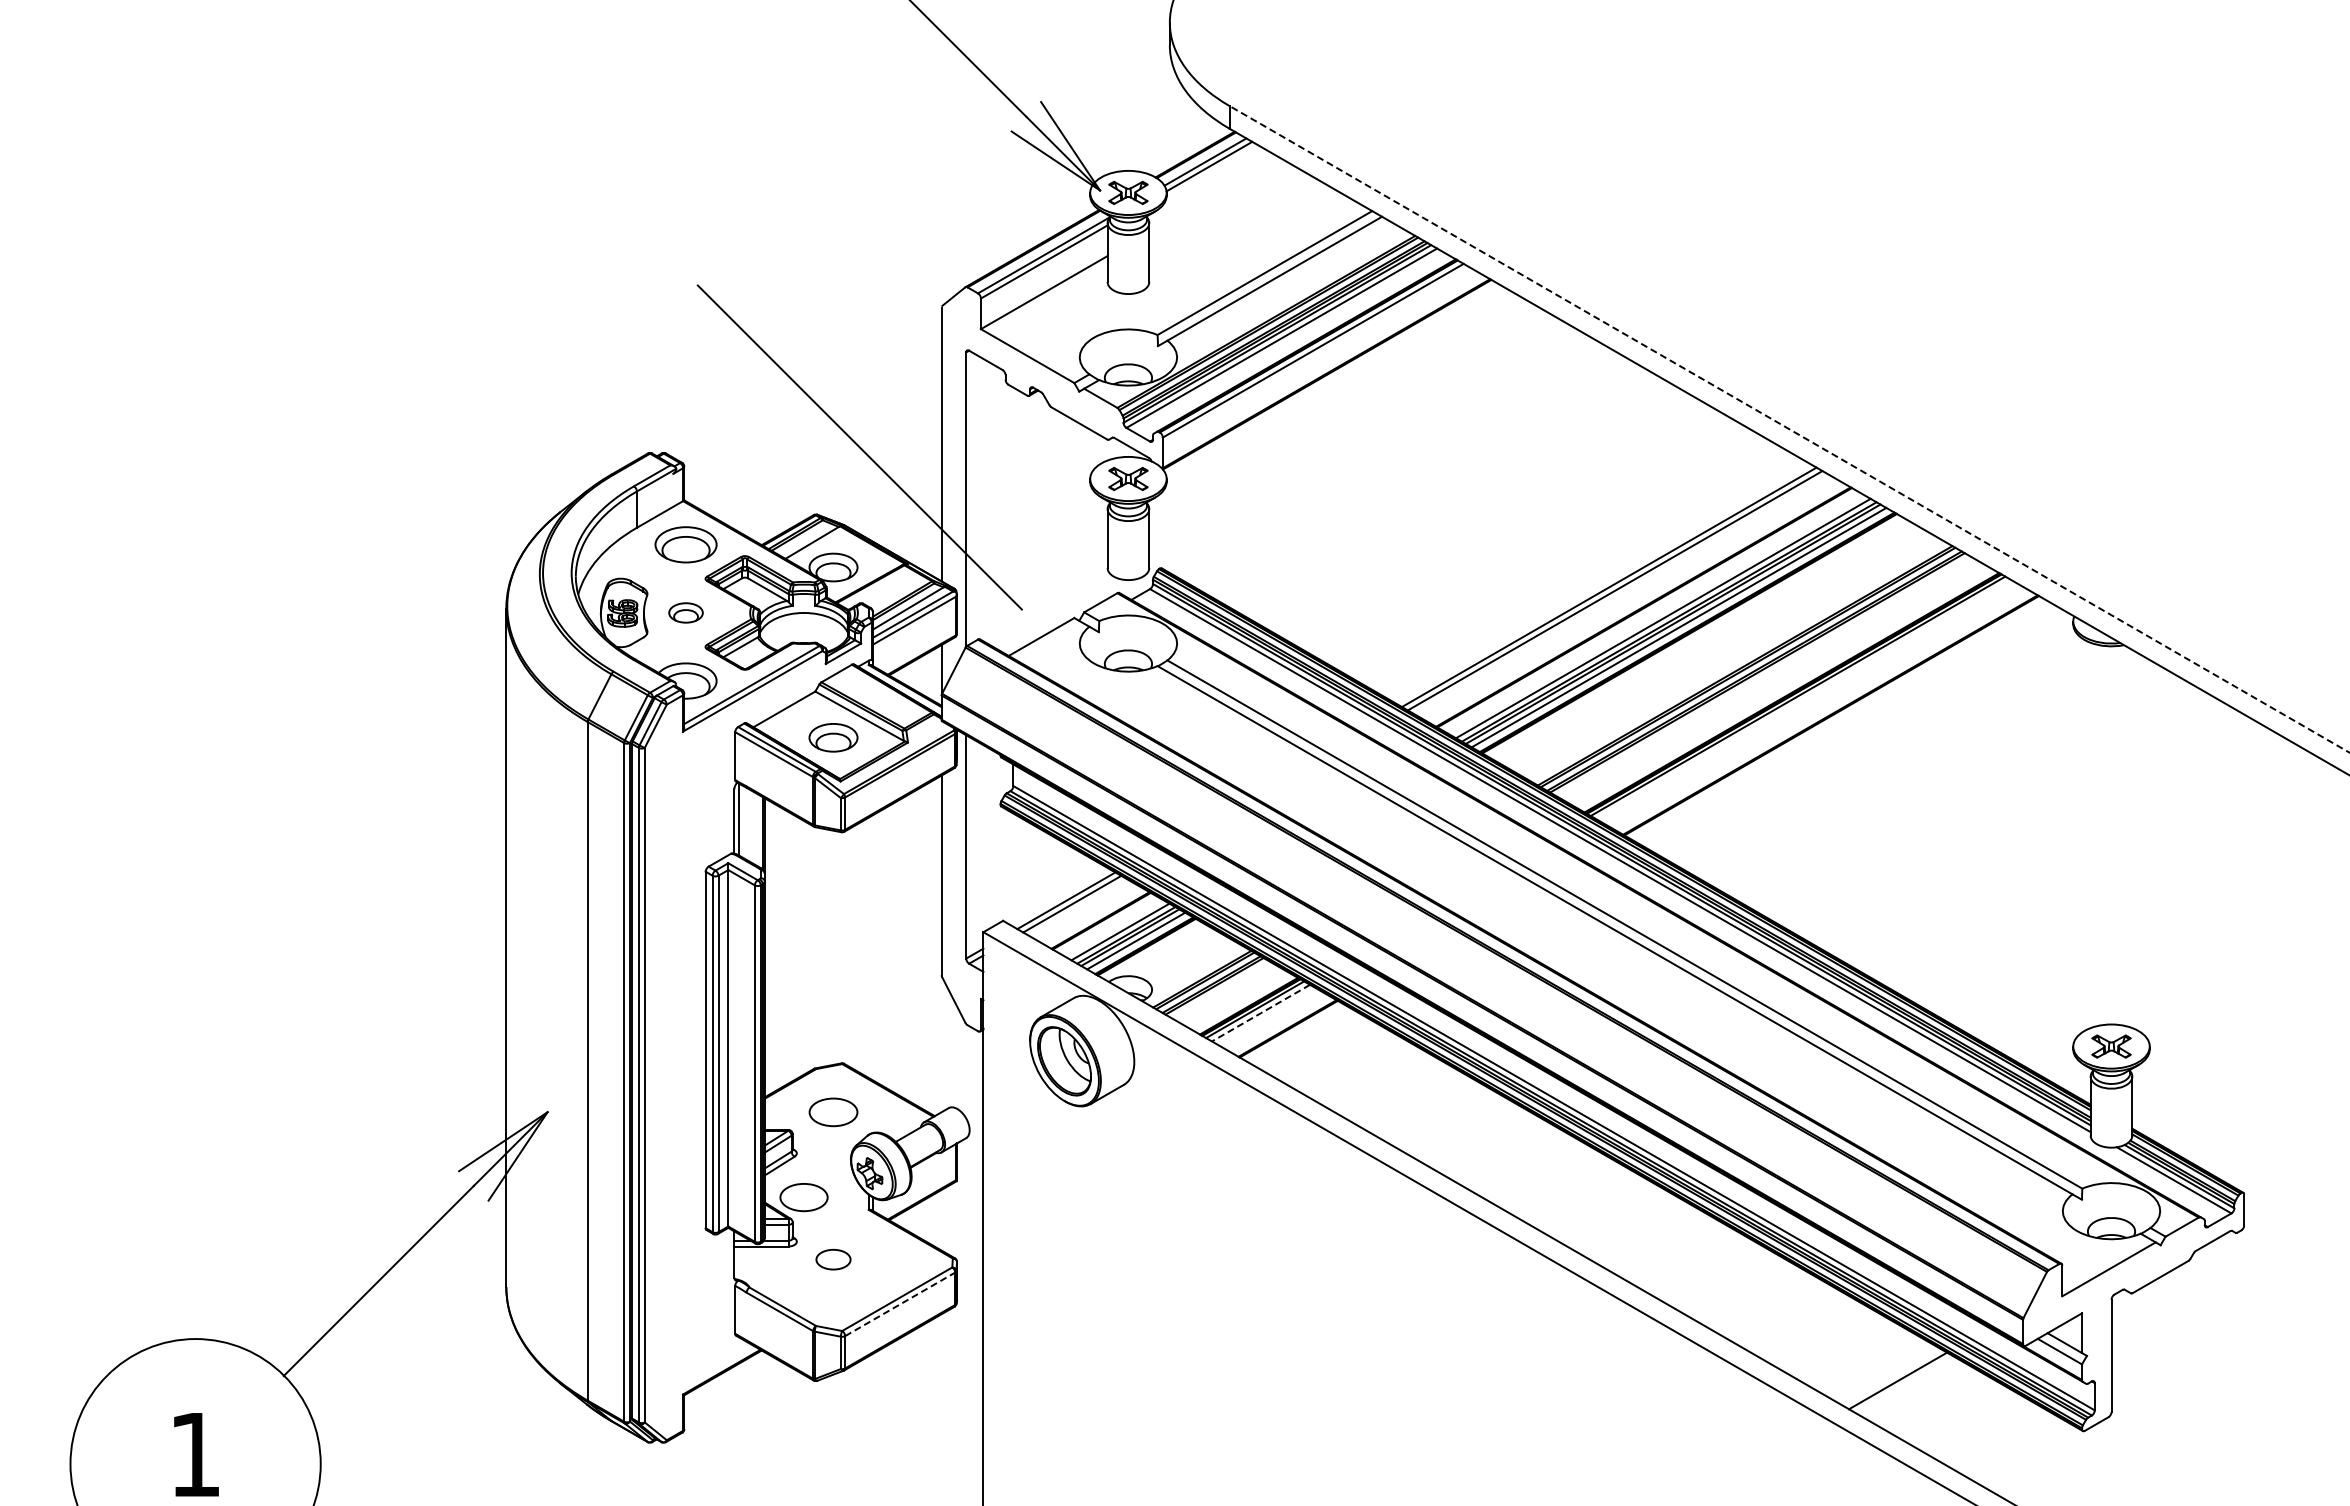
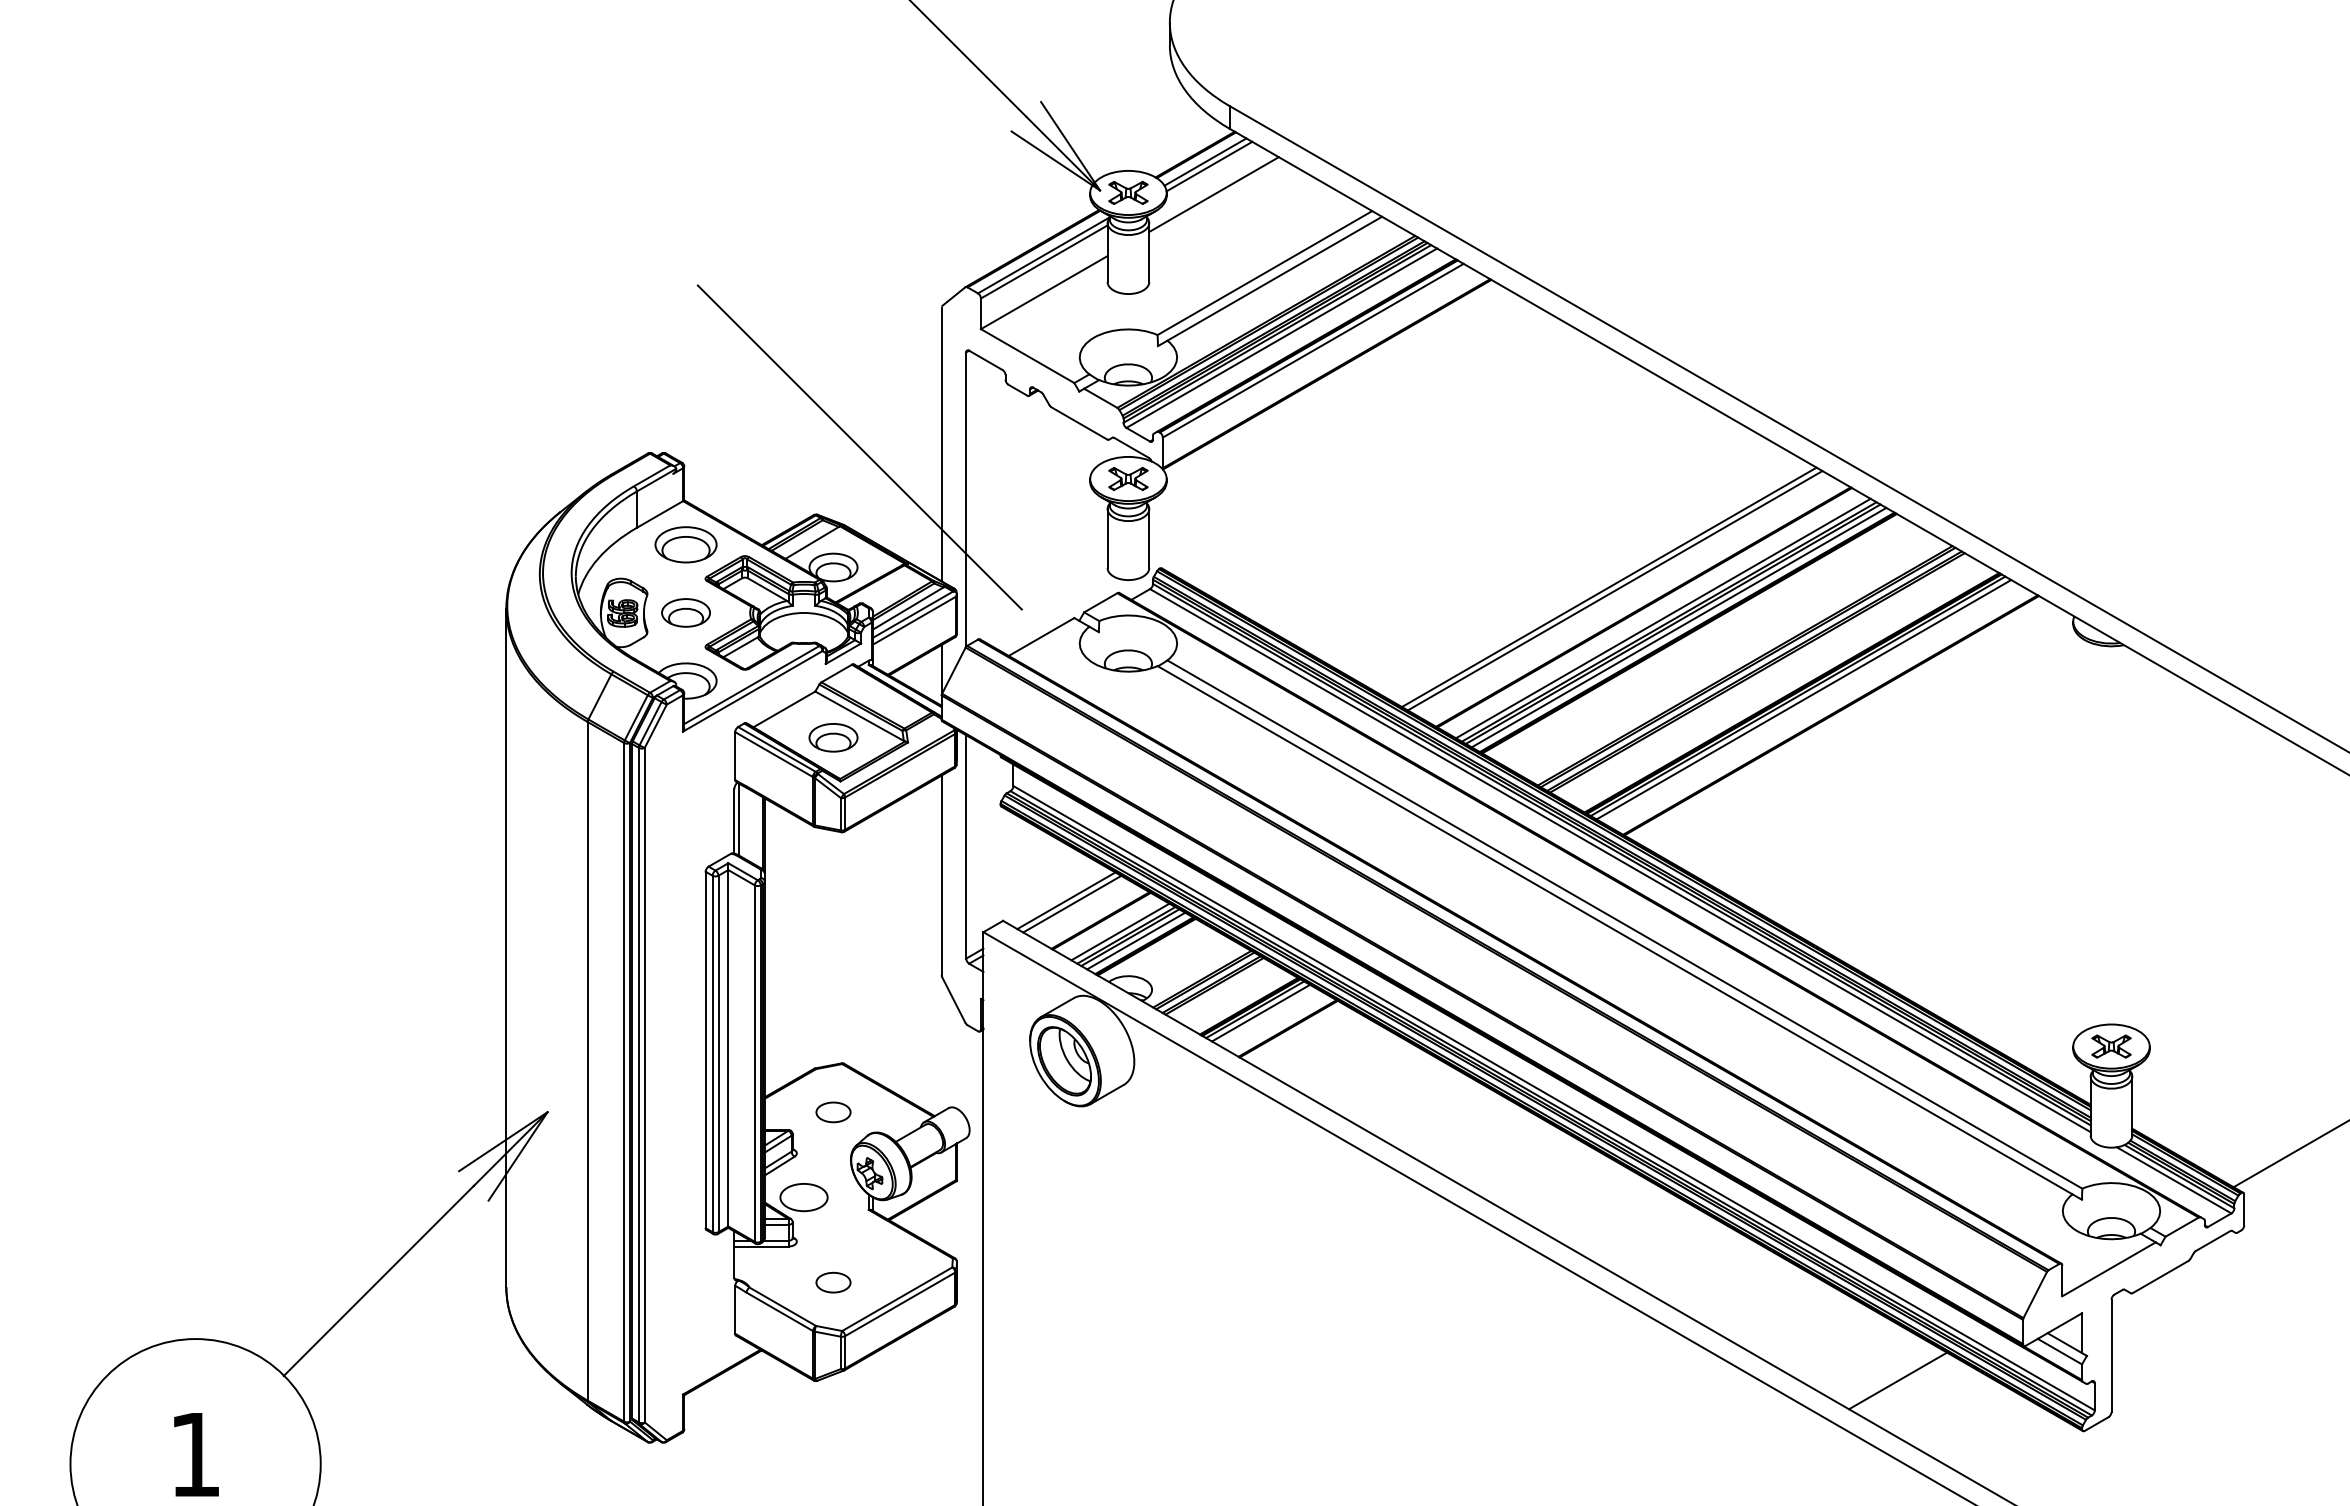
line: none -> present (1213, 194)
line: dashed -> solid (1789, 429)
part size: 36x22 px -> 50x30 px (685, 612)
line: none -> present (1803, 699)
line: dashed -> solid (1261, 1013)
part size: 51x31 px -> 37x23 px (833, 1112)
line: none -> present (2289, 1154)
part position: (833, 1259) -> (833, 1282) (833, 1282)
line: dashed -> solid (900, 1304)
